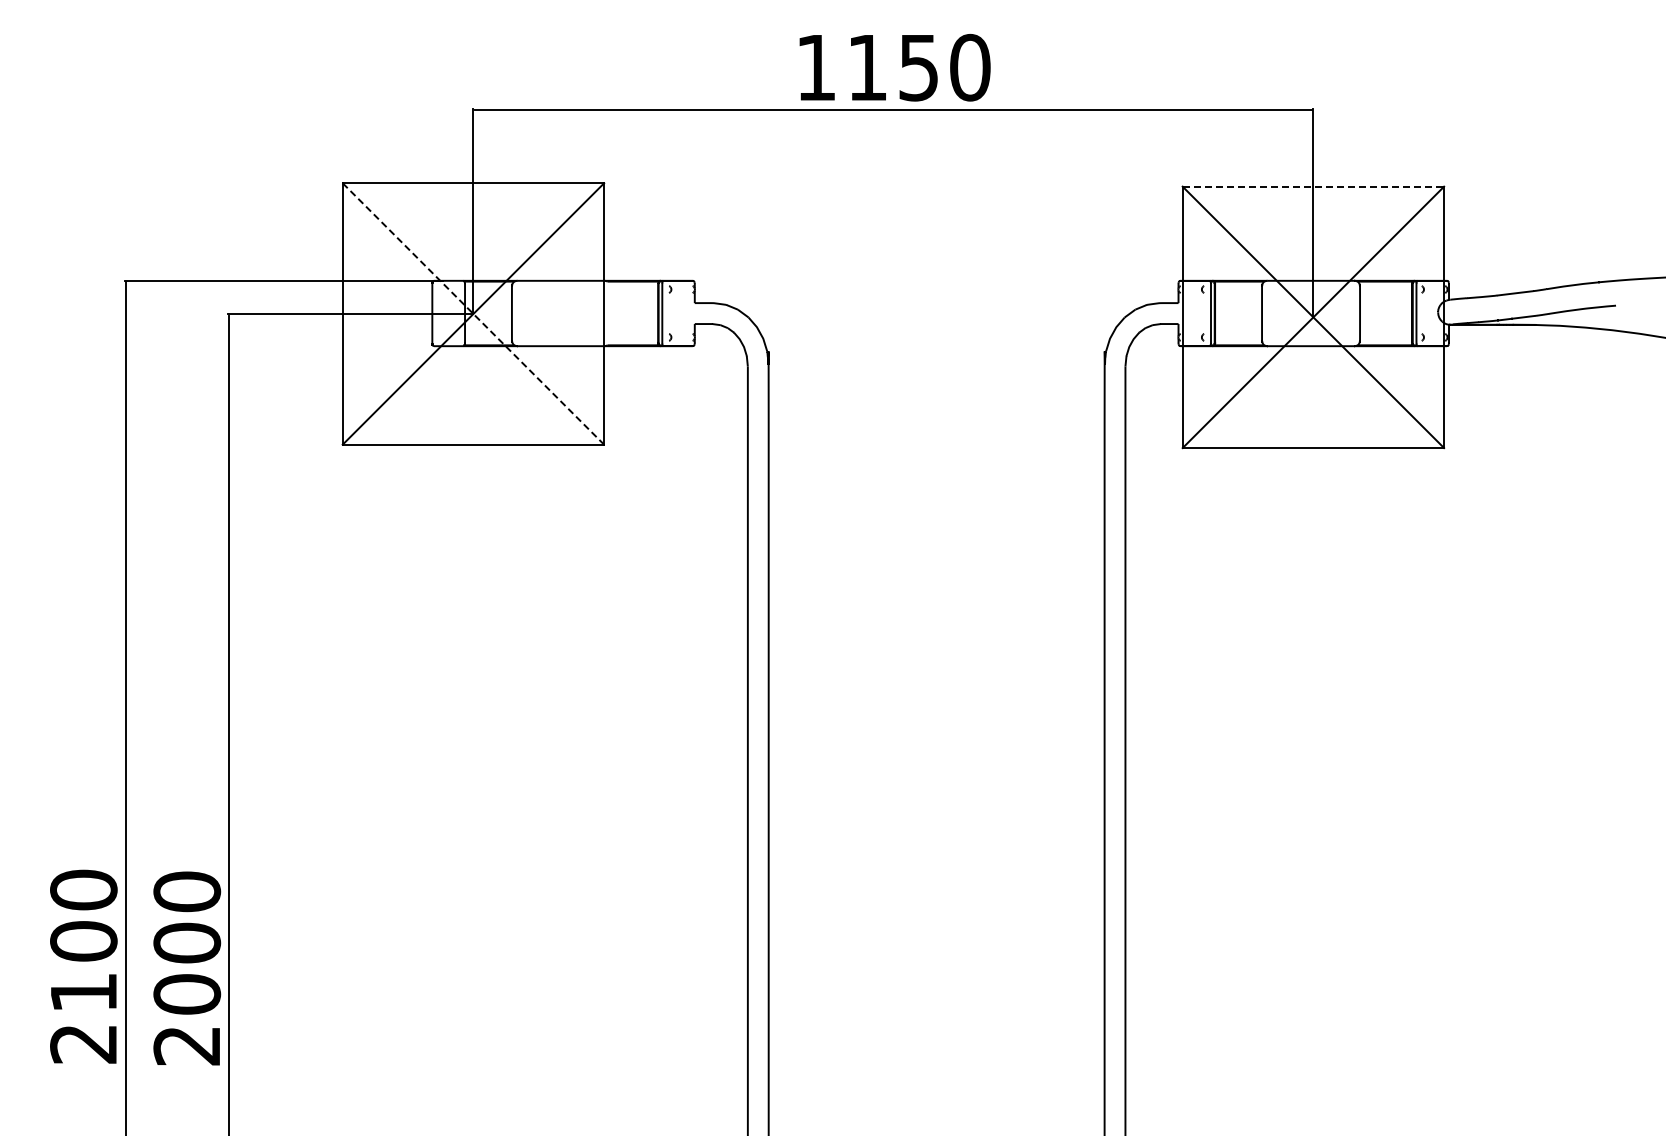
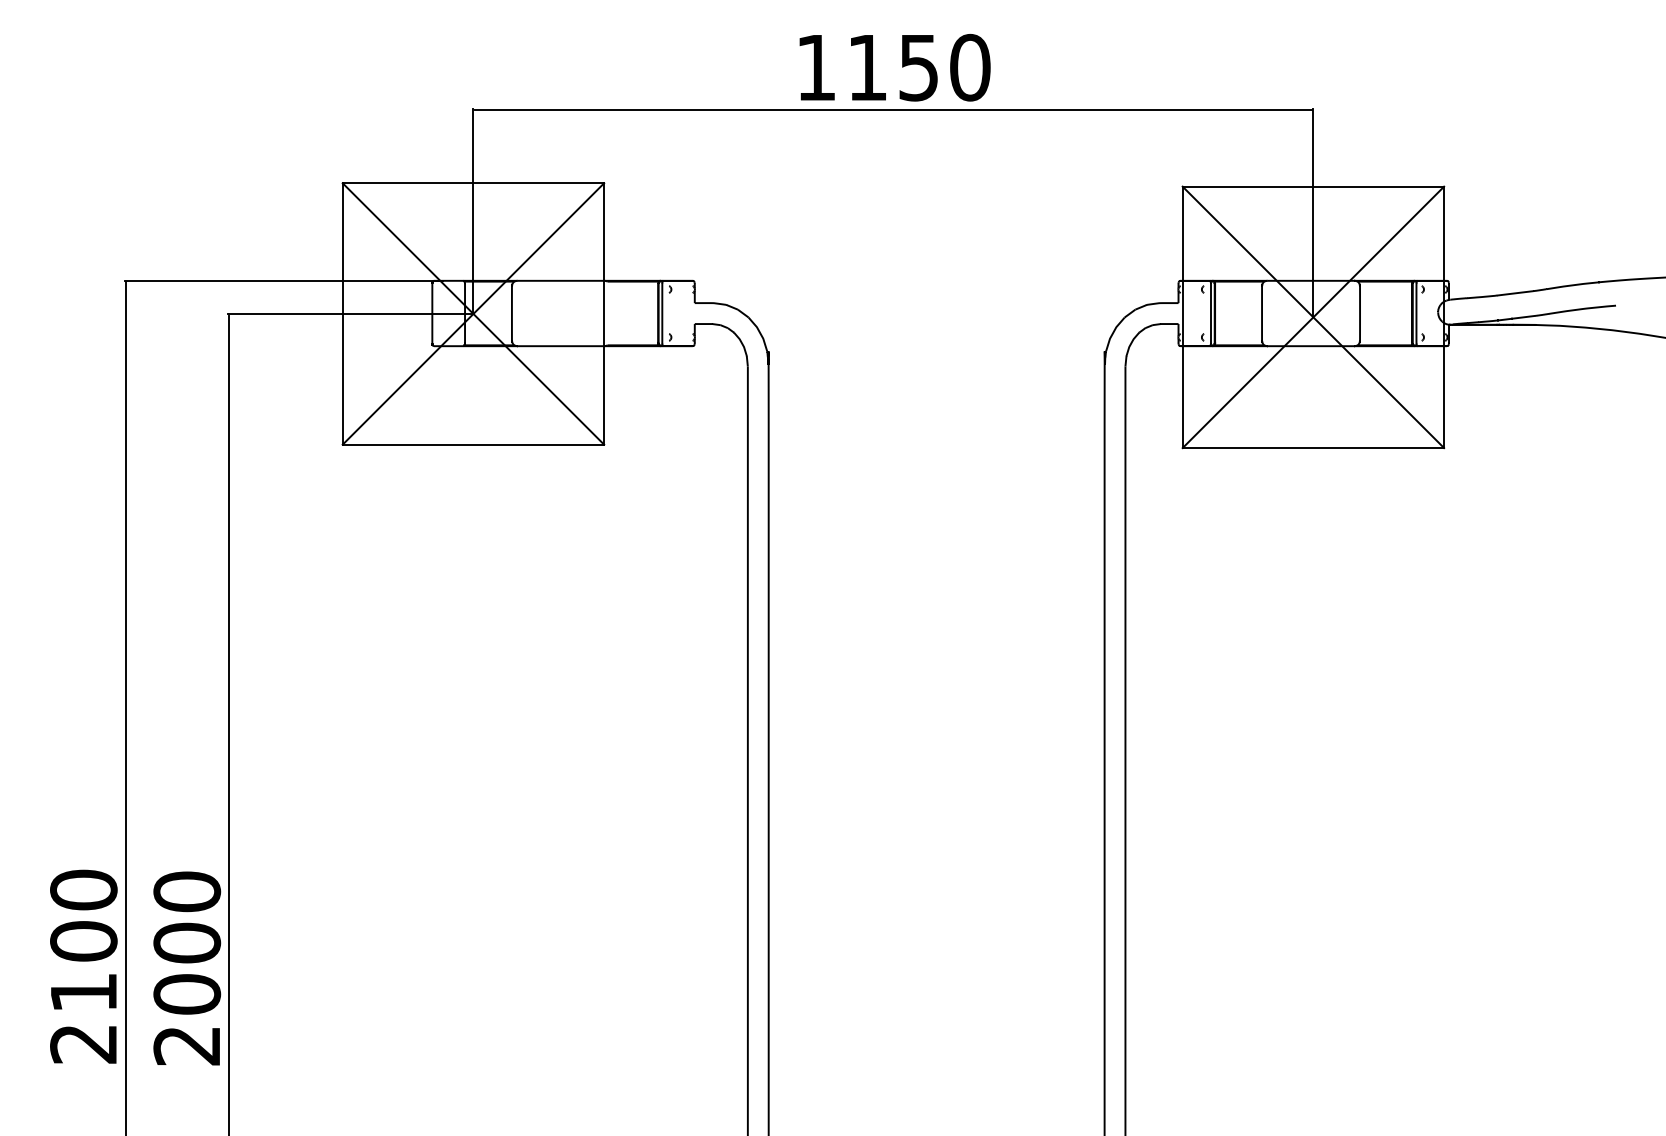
line: dashed -> solid (1313, 186)
line: dashed -> solid (473, 313)
